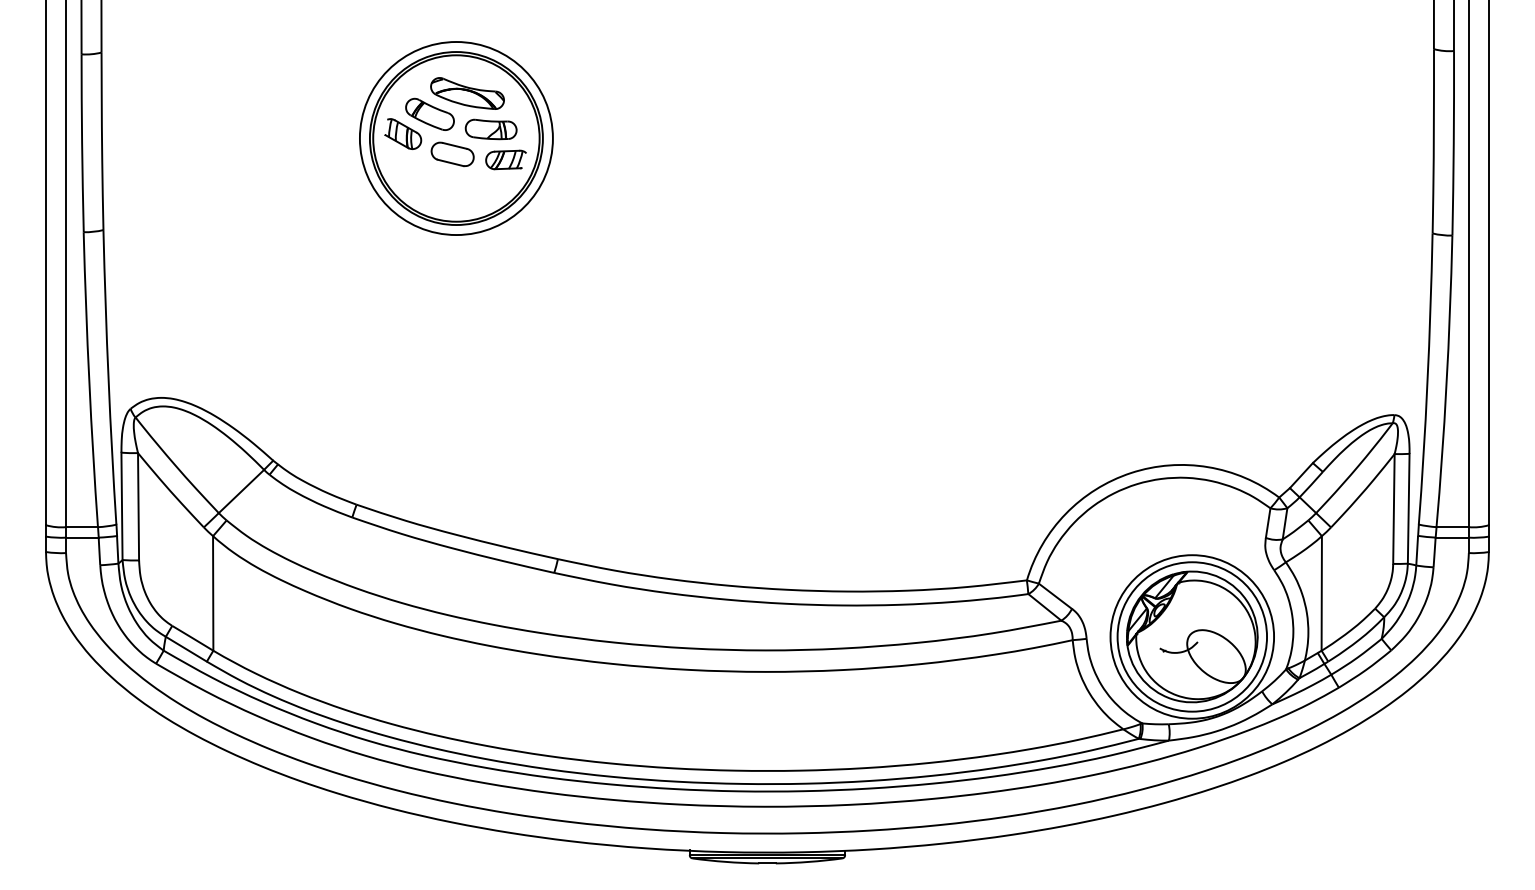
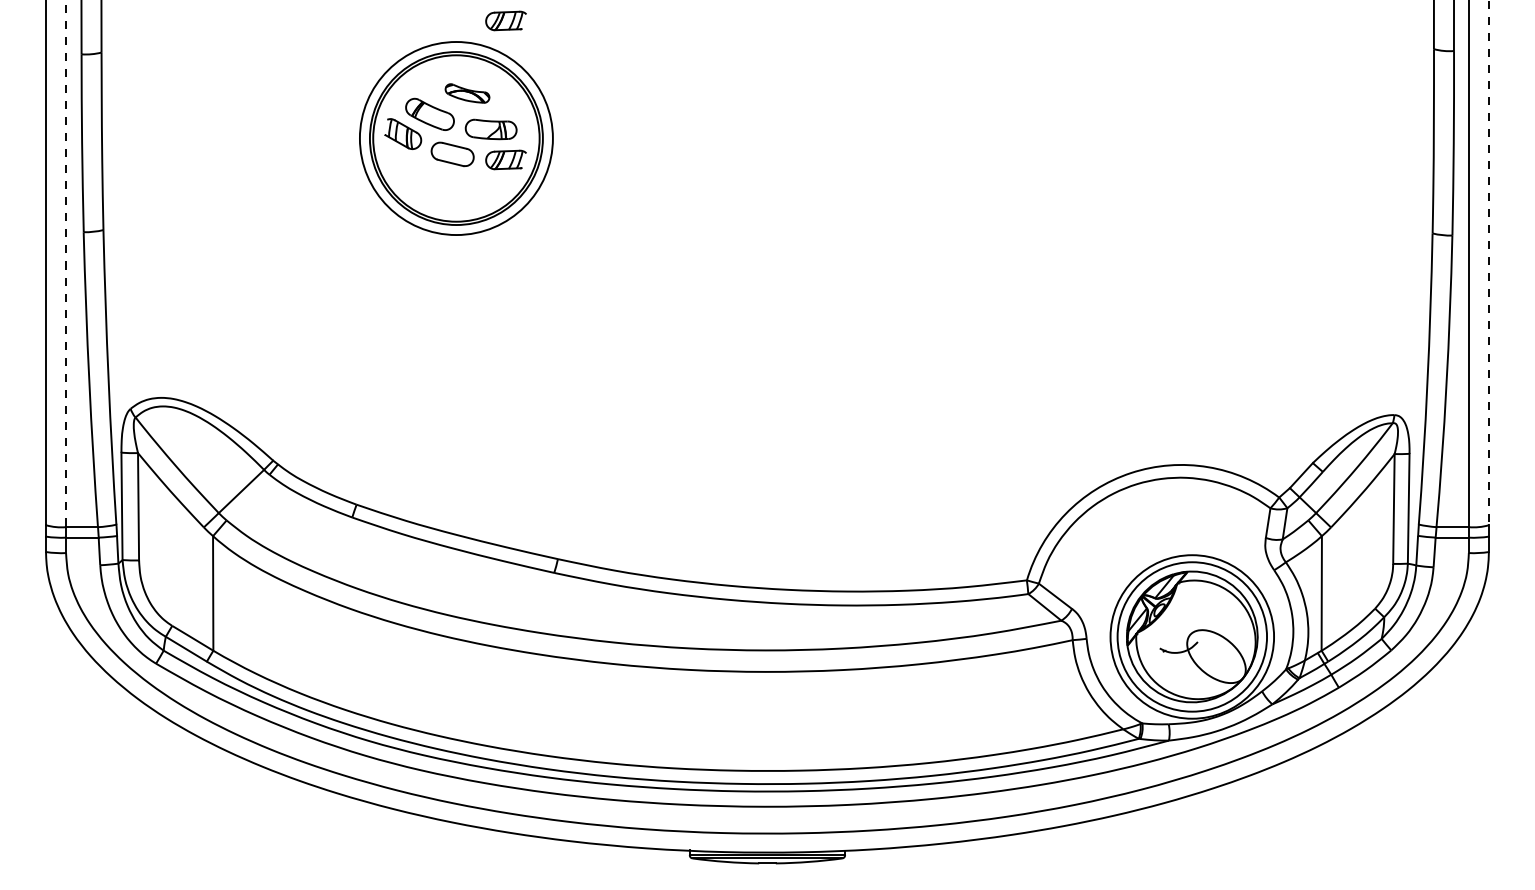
part: none -> present (505, 20)
part size: 75x33 px -> 47x21 px (467, 93)
line: solid -> dashed (1488, 263)
line: solid -> dashed (66, 264)
